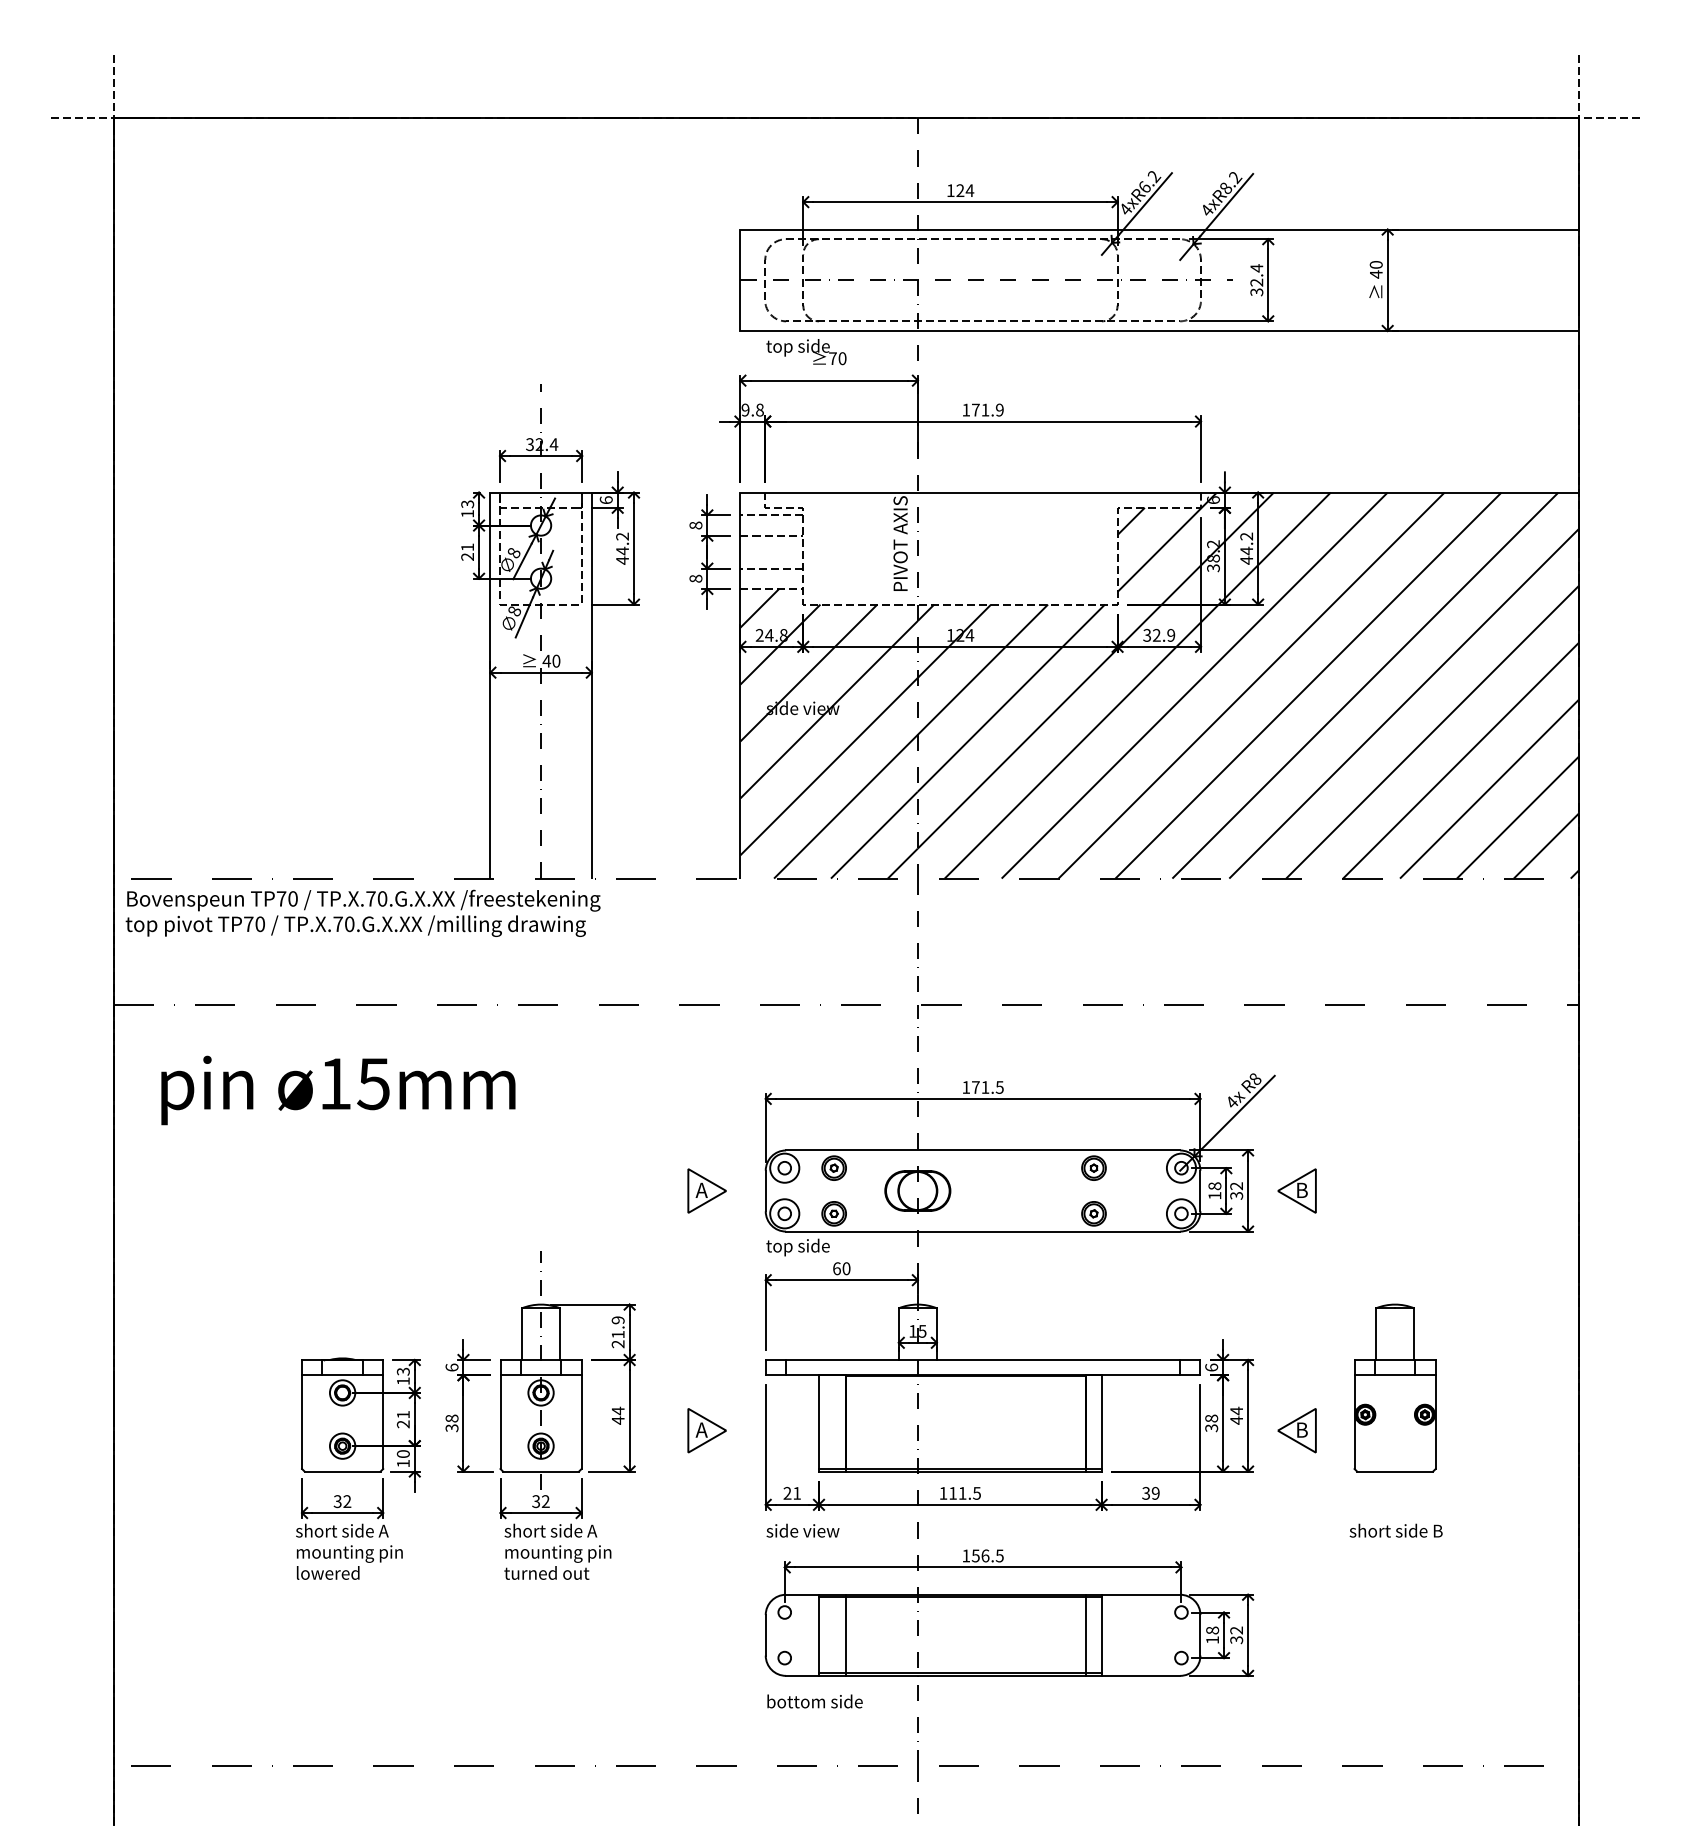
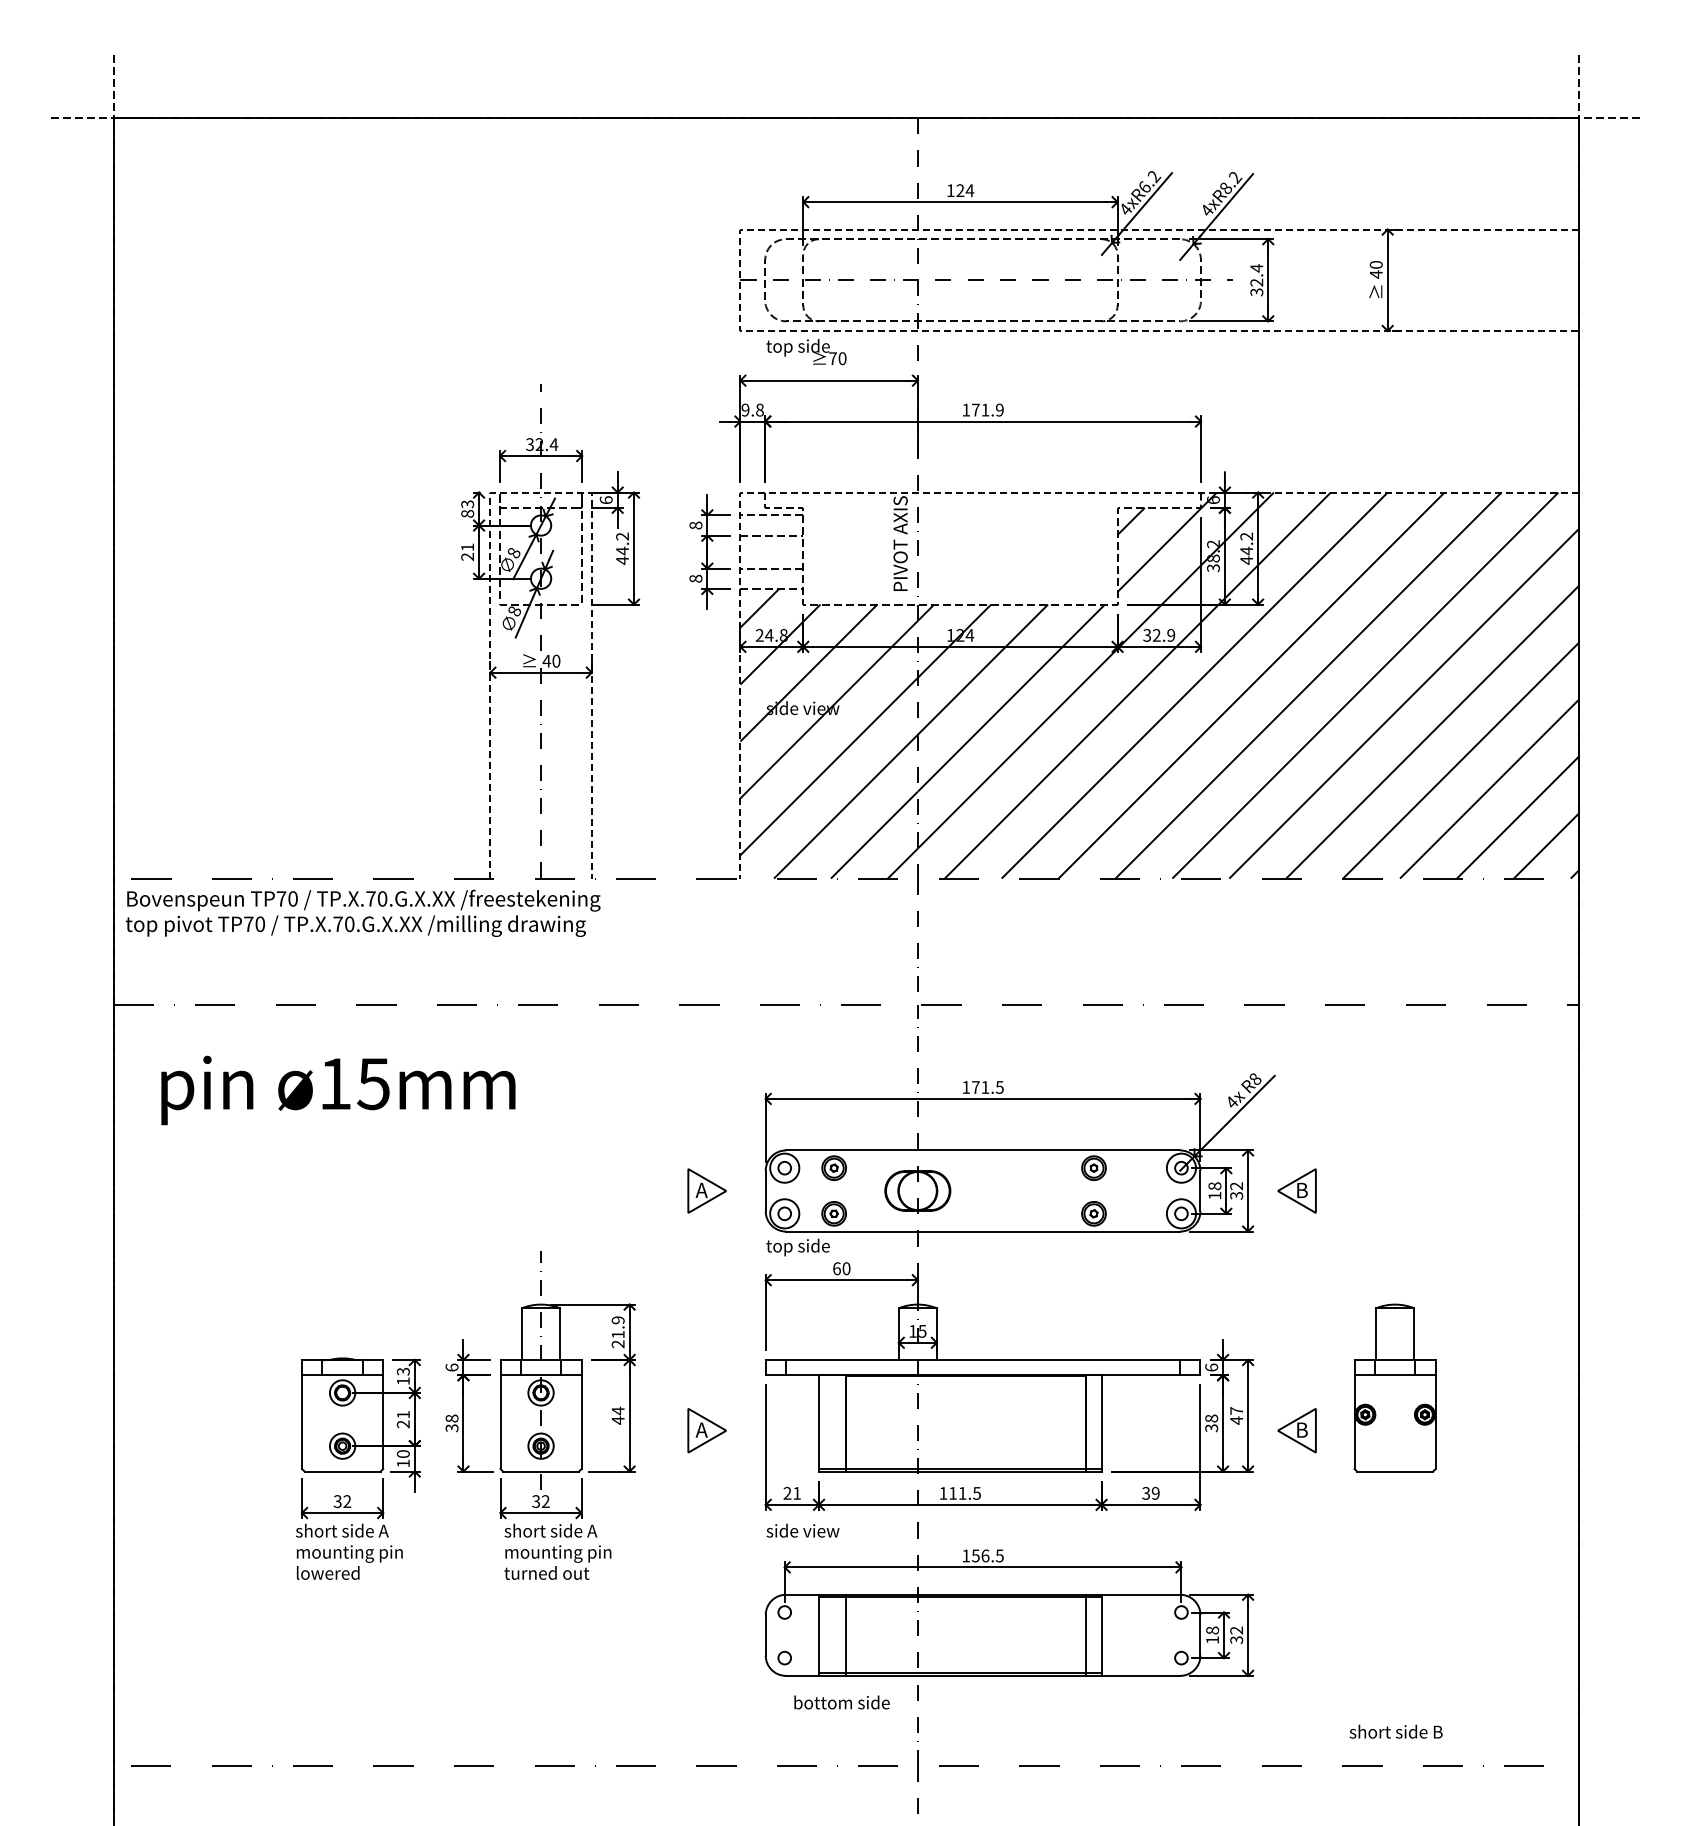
line: solid -> dashed (740, 280)
line: solid -> dashed (541, 492)
line: solid -> dashed (964, 492)
text: 13 -> 83 (467, 513)
text: 44 -> 47 (1236, 1410)
text position: (1395, 1530) -> (1395, 1731) (1395, 1731)
text position: (814, 1701) -> (841, 1702) (841, 1702)
